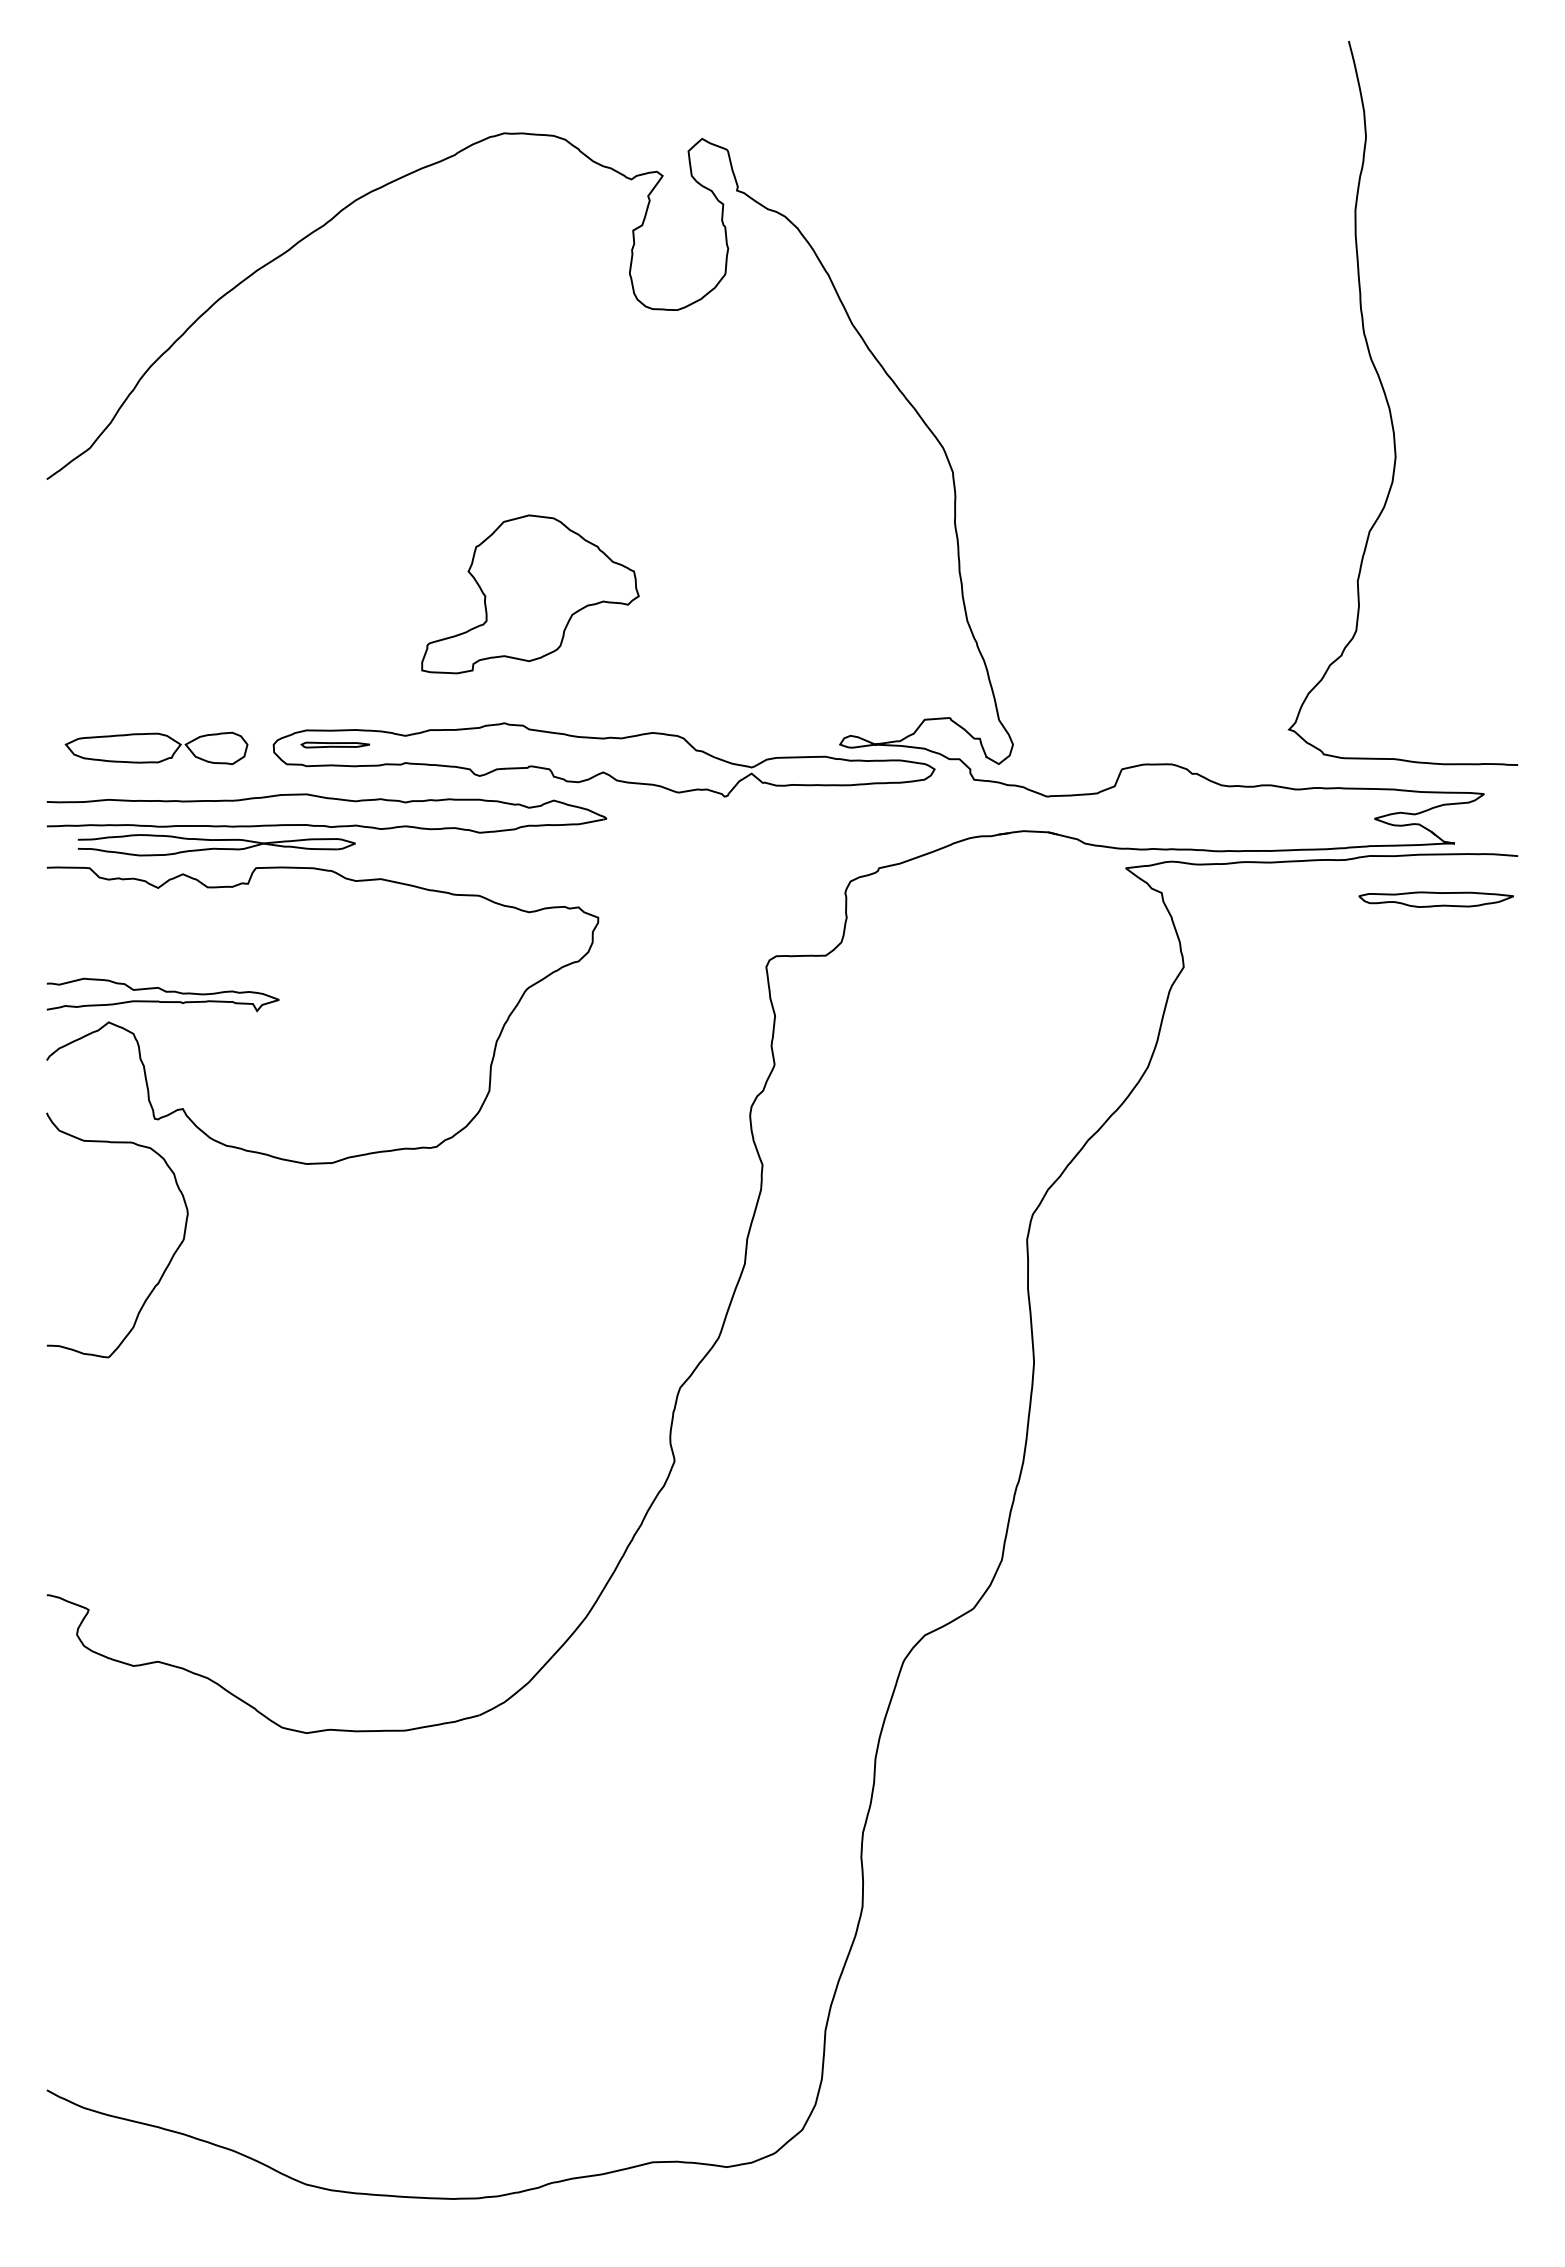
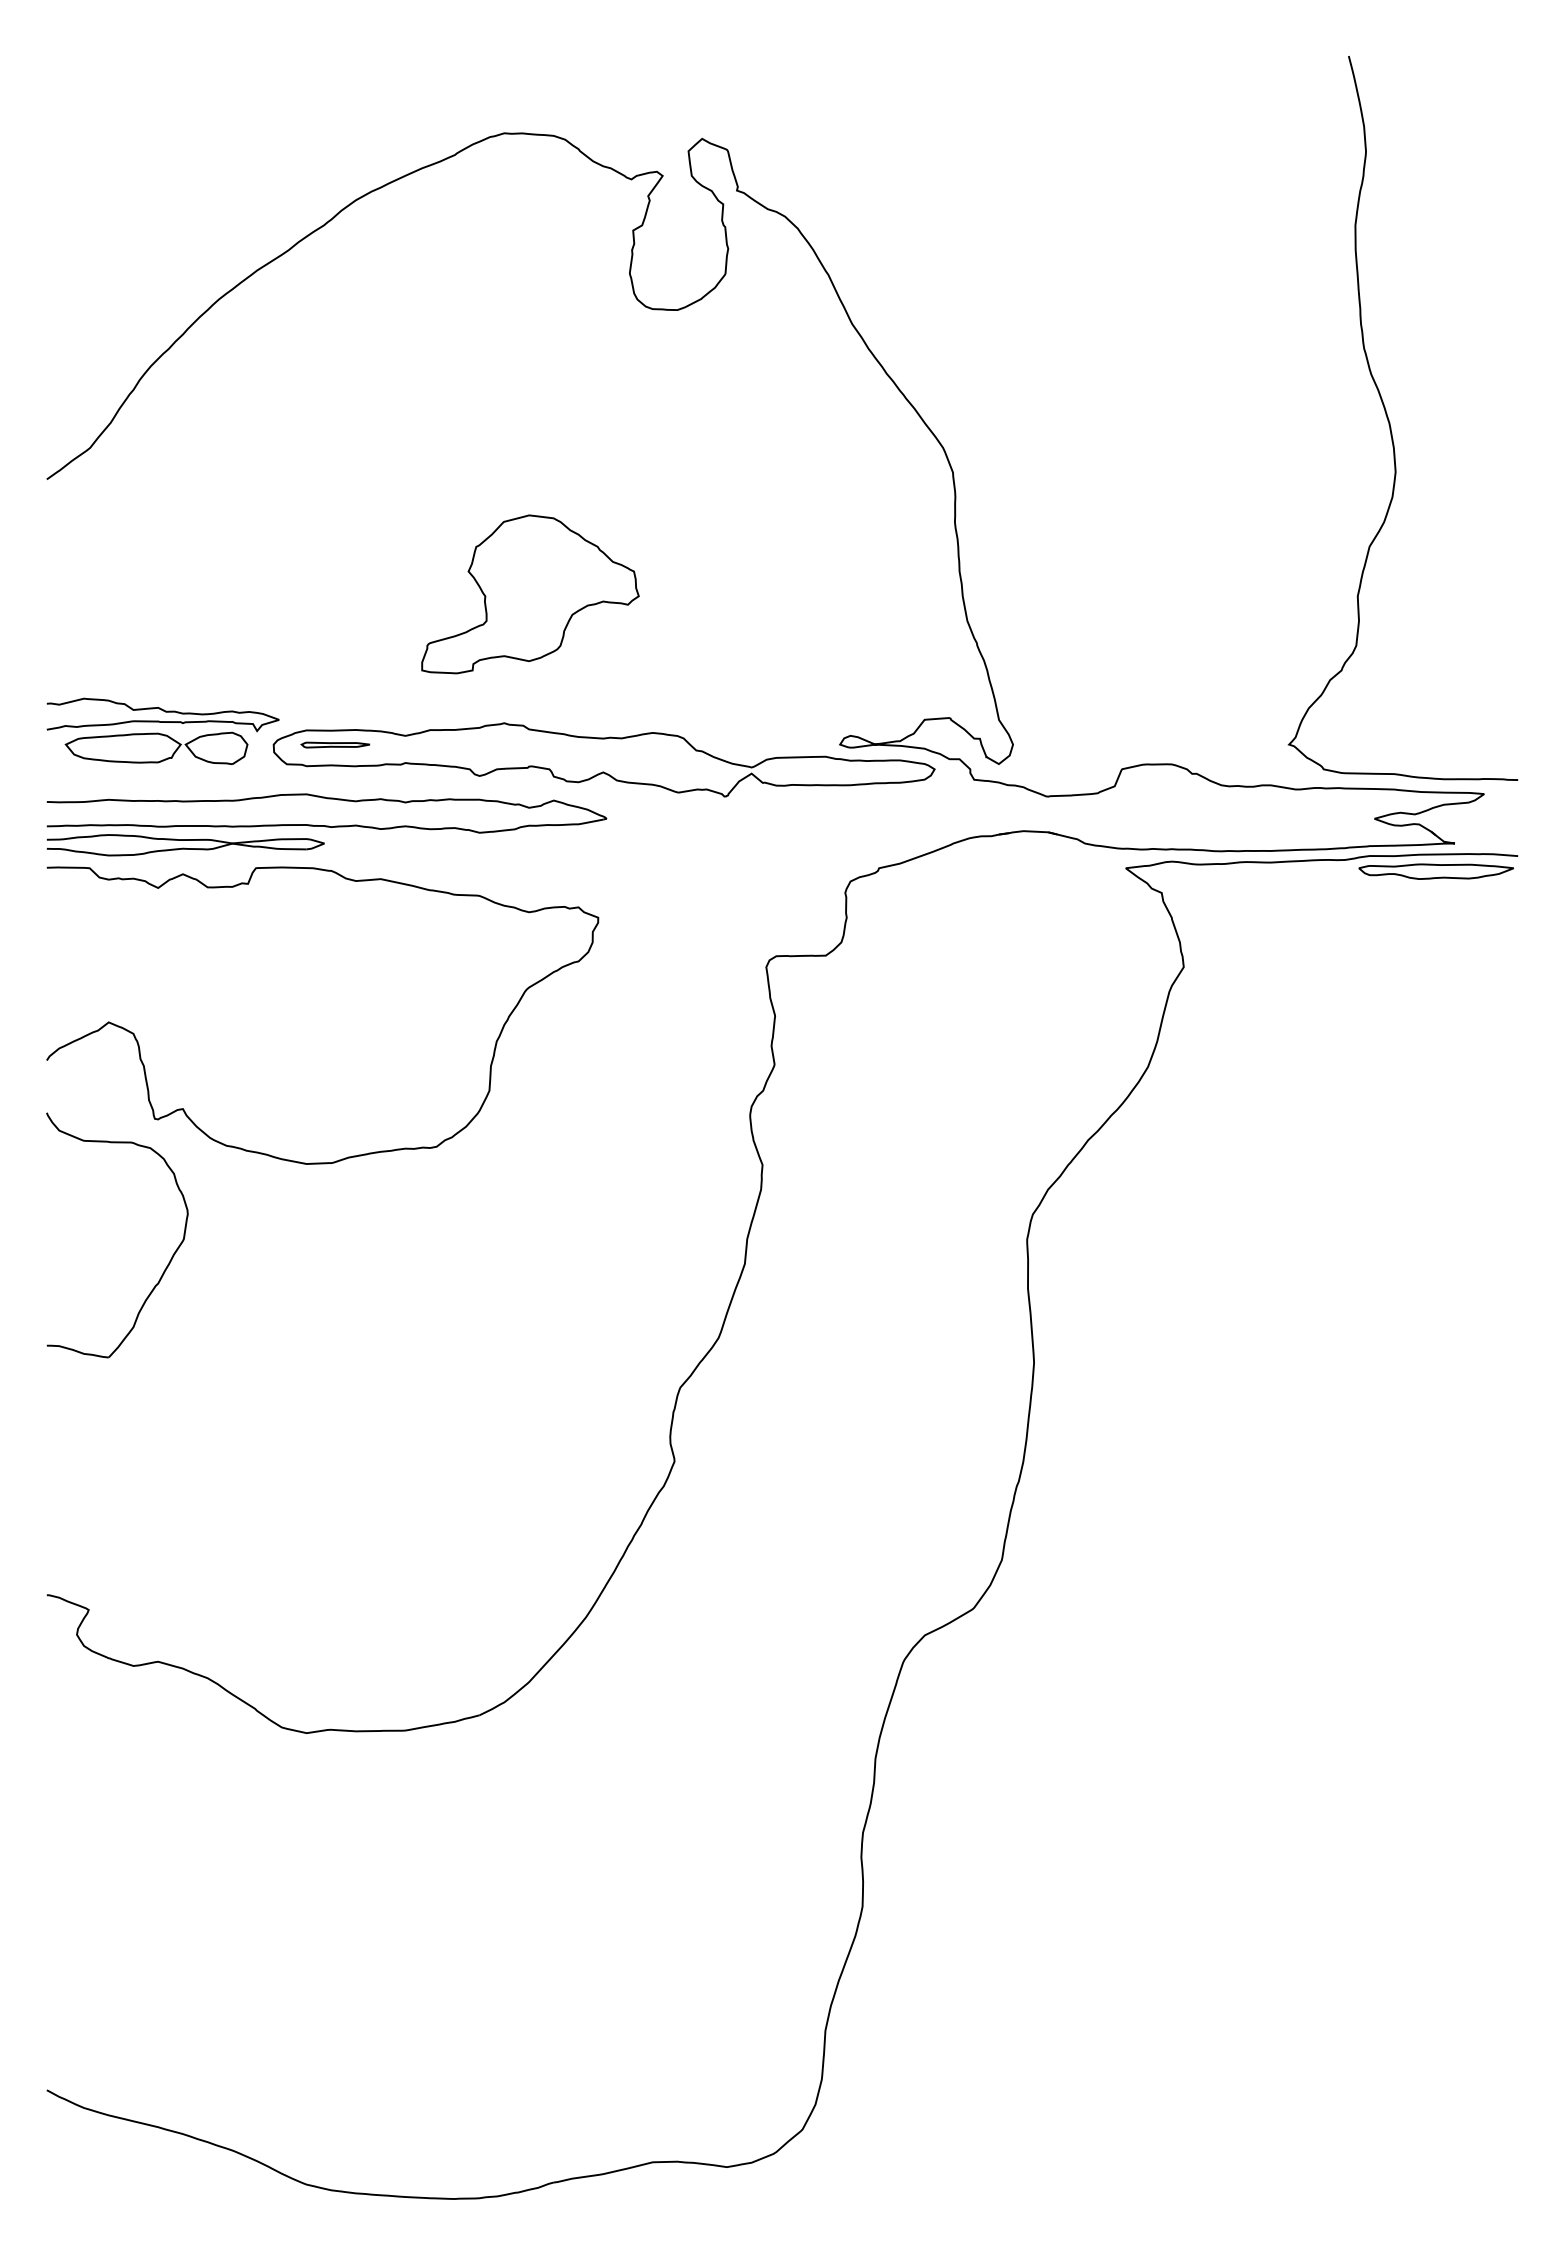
curve position: (1390, 407) -> (1390, 422) (1390, 422)
part position: (216, 845) -> (185, 845) (185, 845)
part position: (1435, 899) -> (1435, 871) (1435, 871)
curve position: (163, 991) -> (163, 711) (163, 711)
